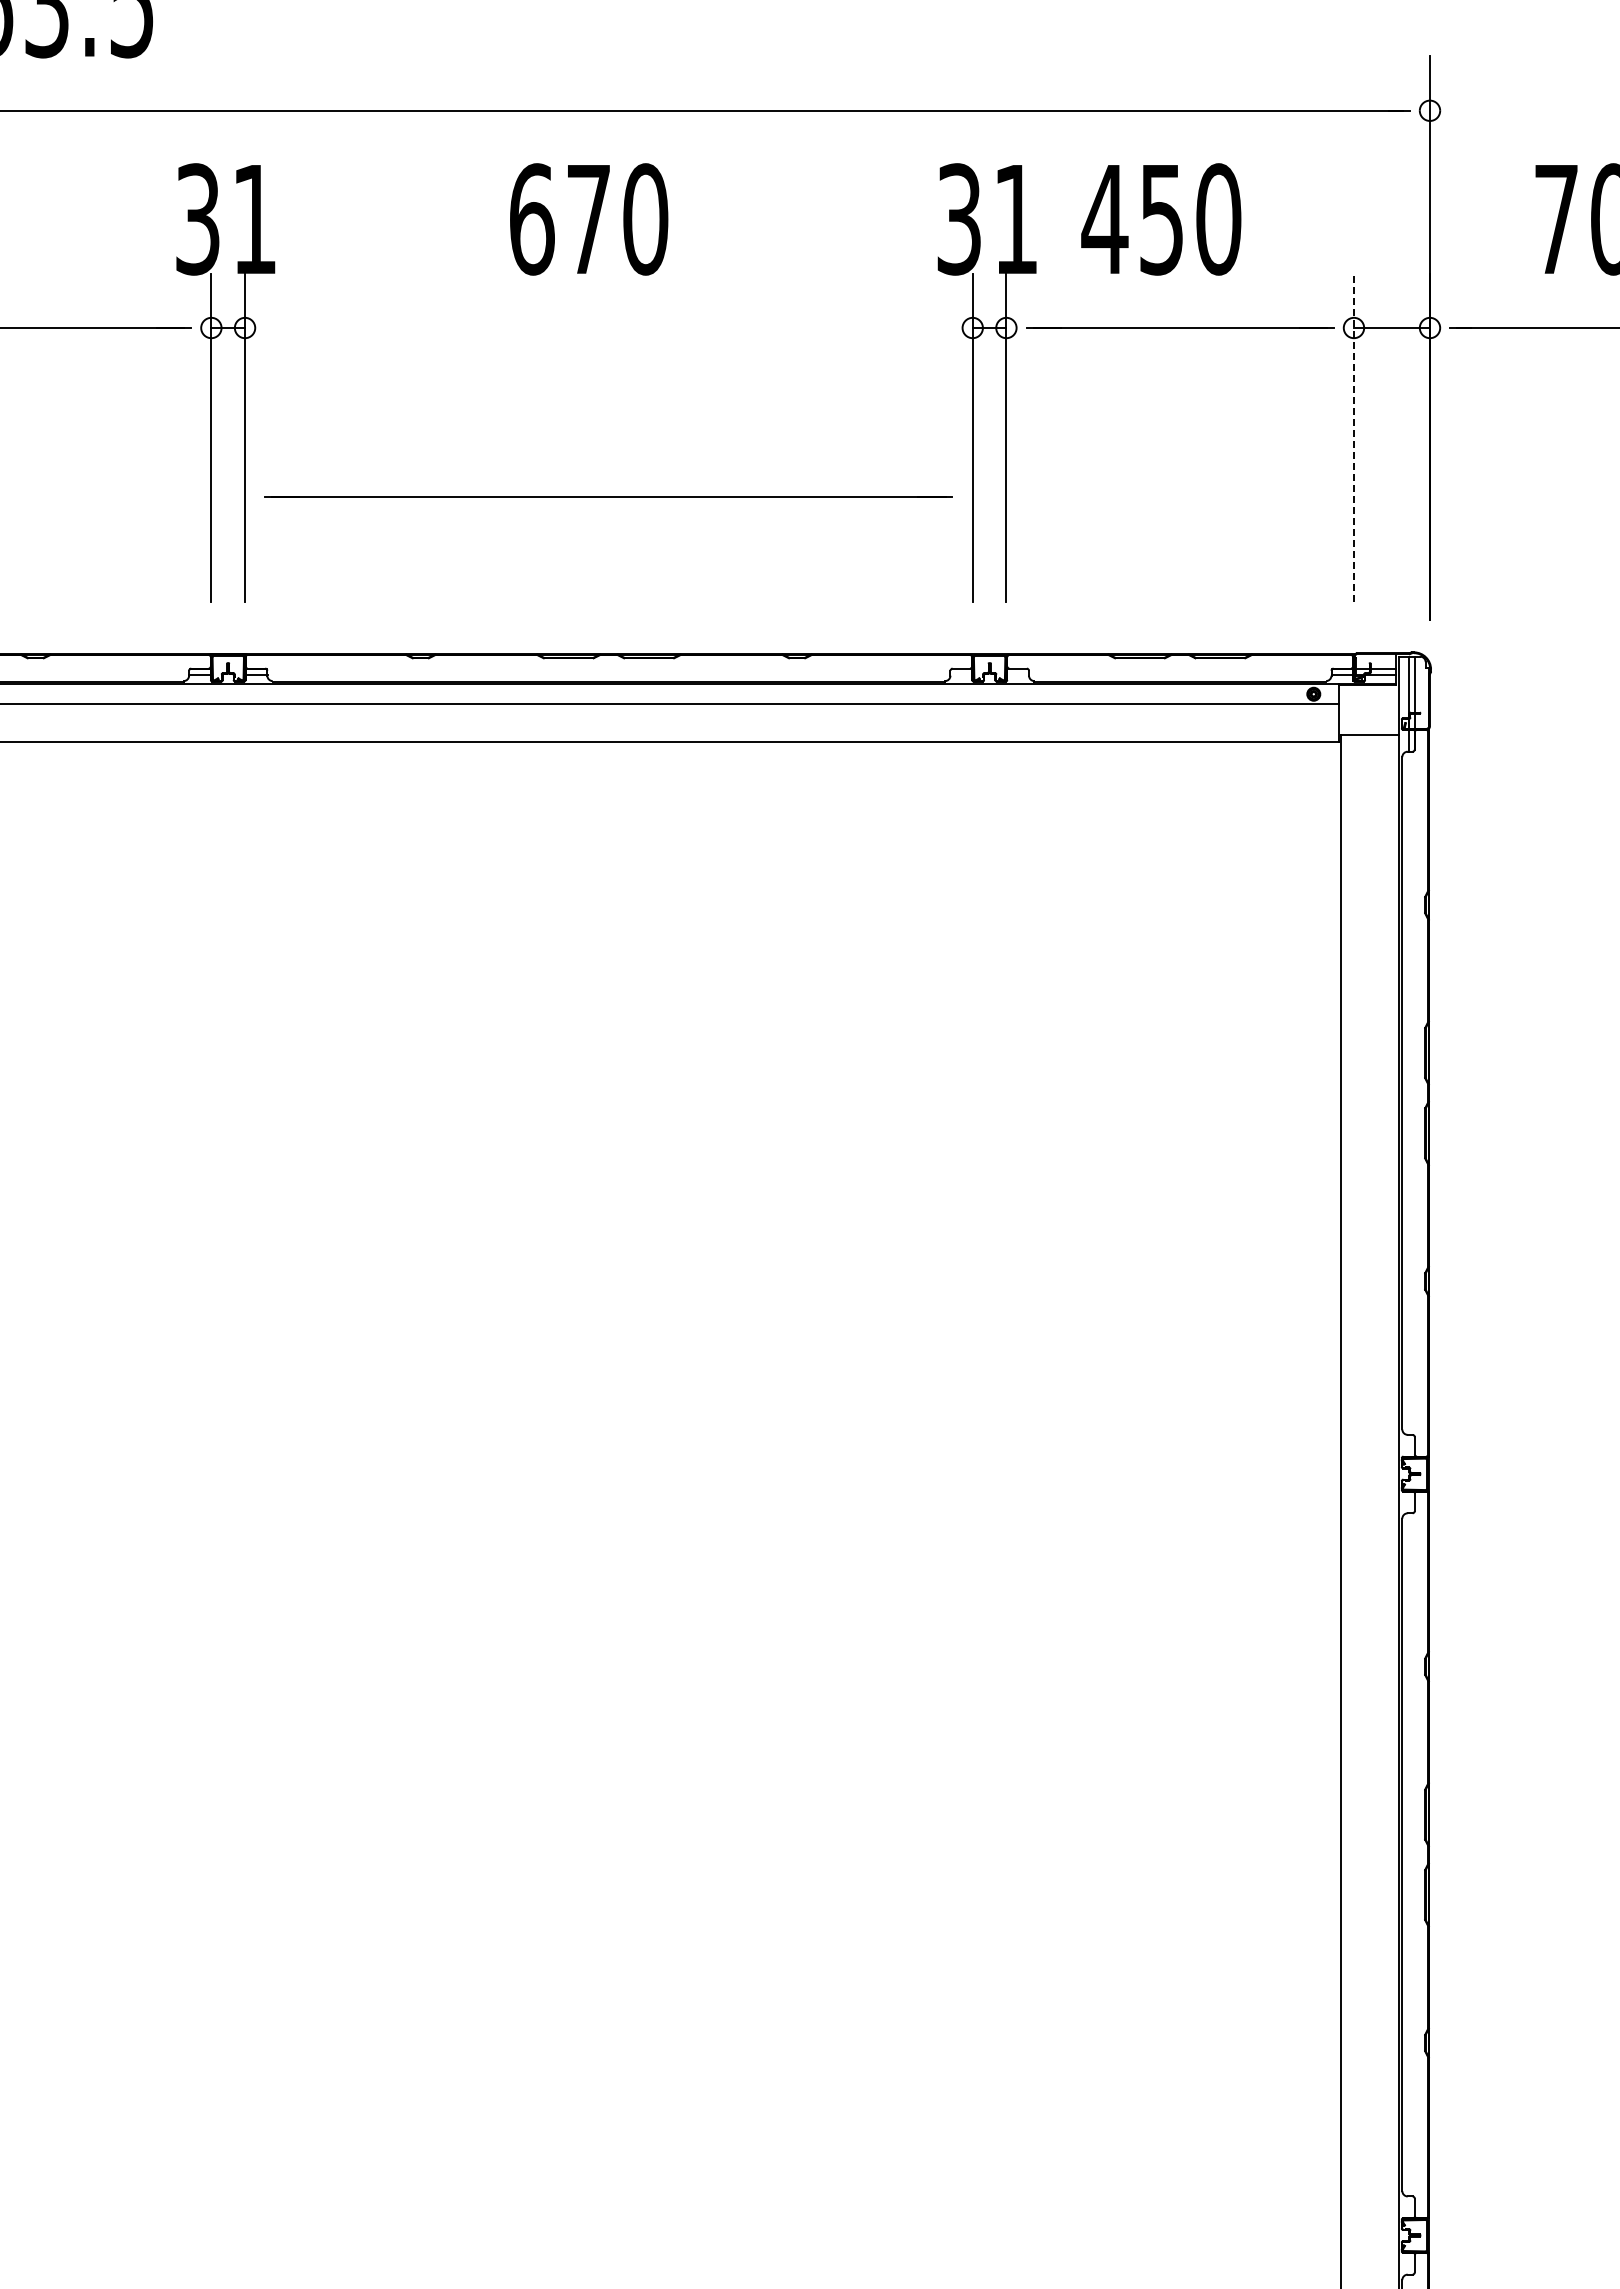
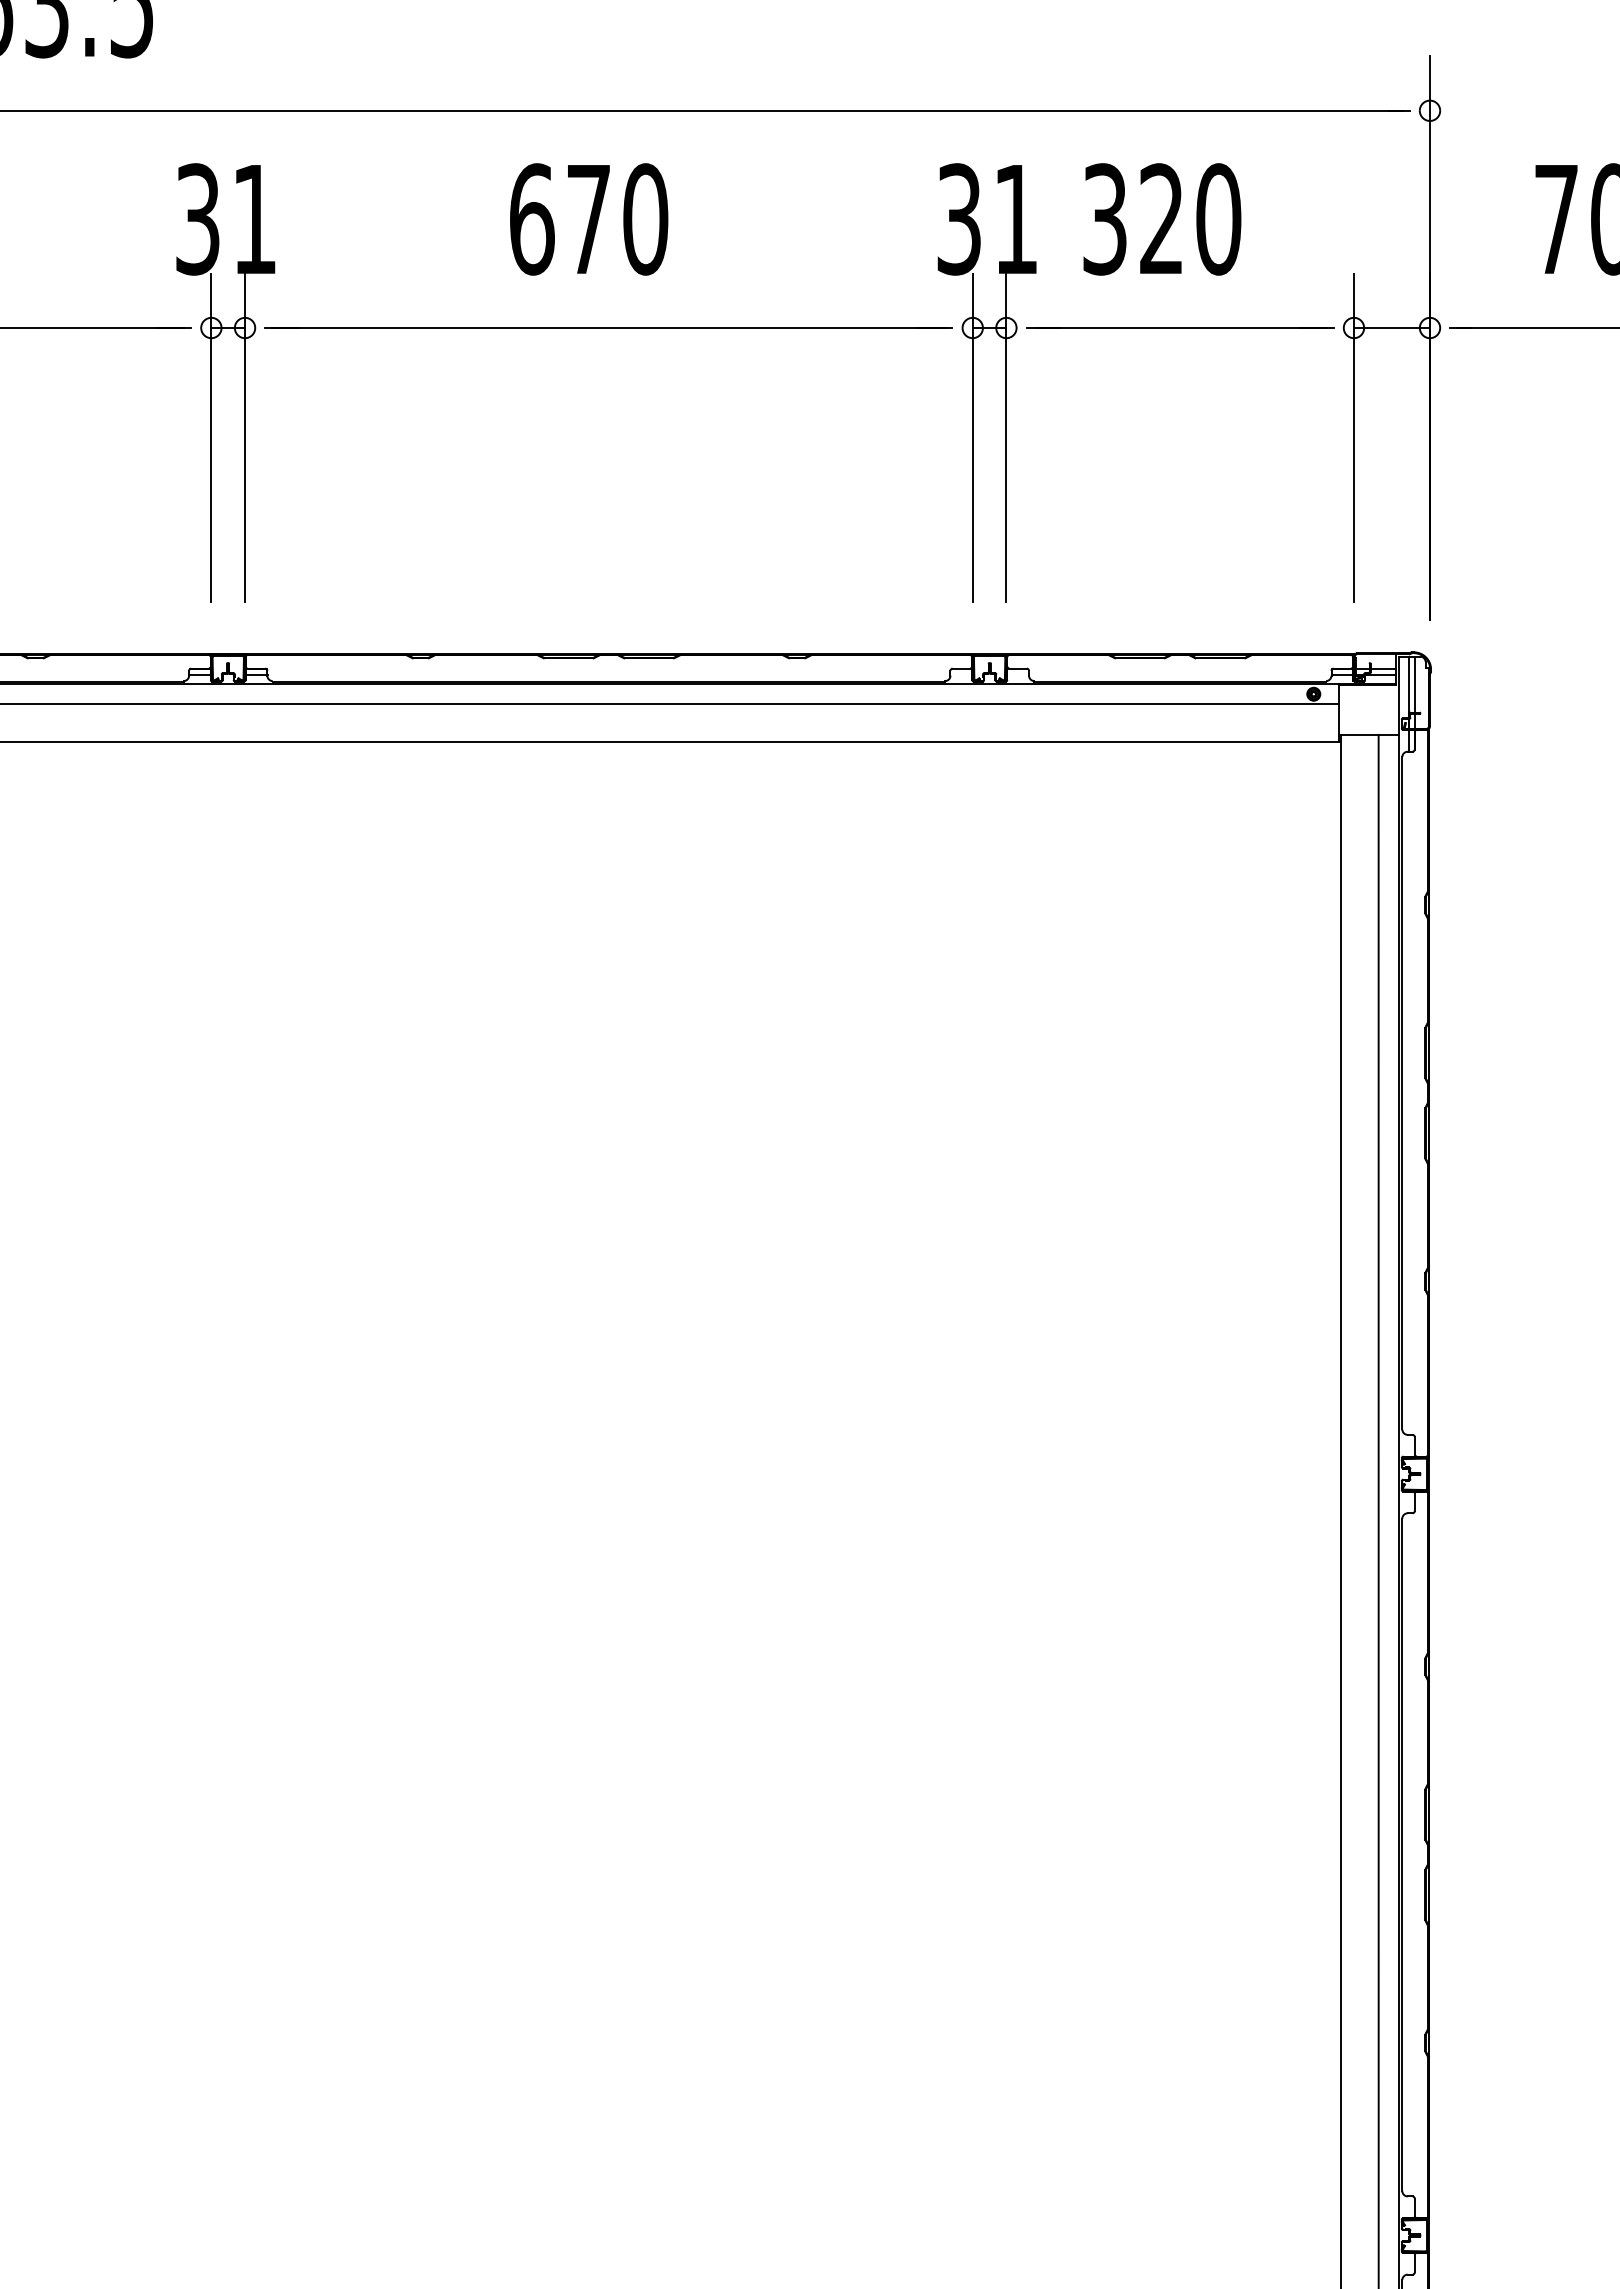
text: 450 -> 320 (1131, 219)
line: dashed -> solid (1353, 437)
line position: (608, 496) -> (608, 327) (608, 327)
line: none -> present (1378, 1509)
